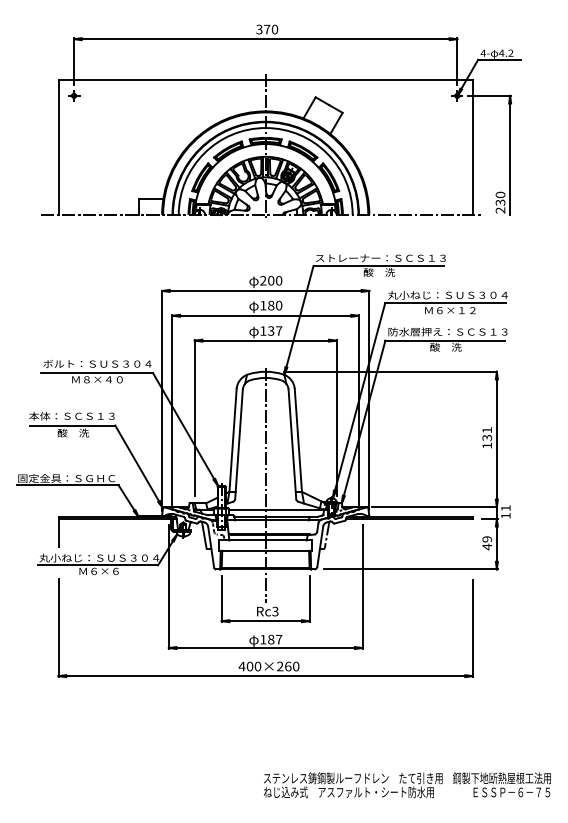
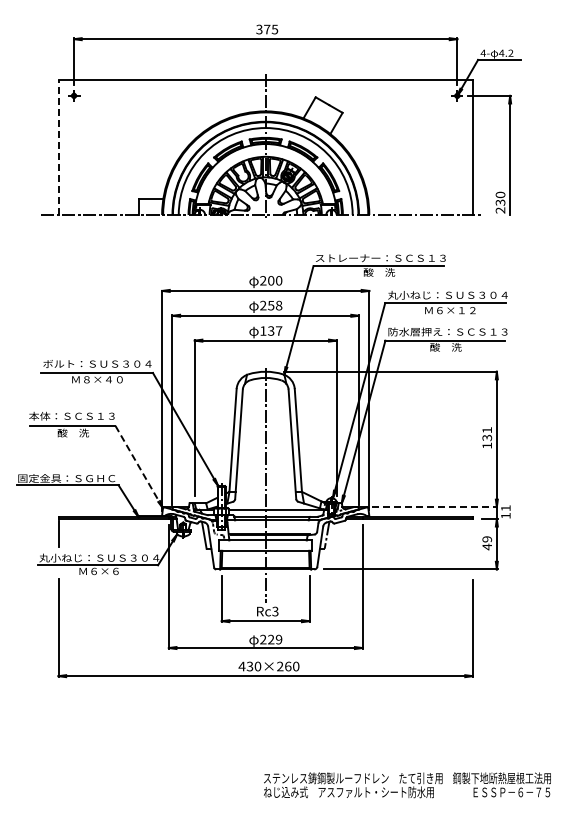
text: 370 -> 375 (274, 29)
line: solid -> dashed (58, 147)
text: 180 -> 258 (271, 305)
line: solid -> dashed (139, 466)
line: solid -> dashed (435, 507)
text: 187 -> 229 (271, 639)
text: 400×260 -> 430×260 (249, 666)
